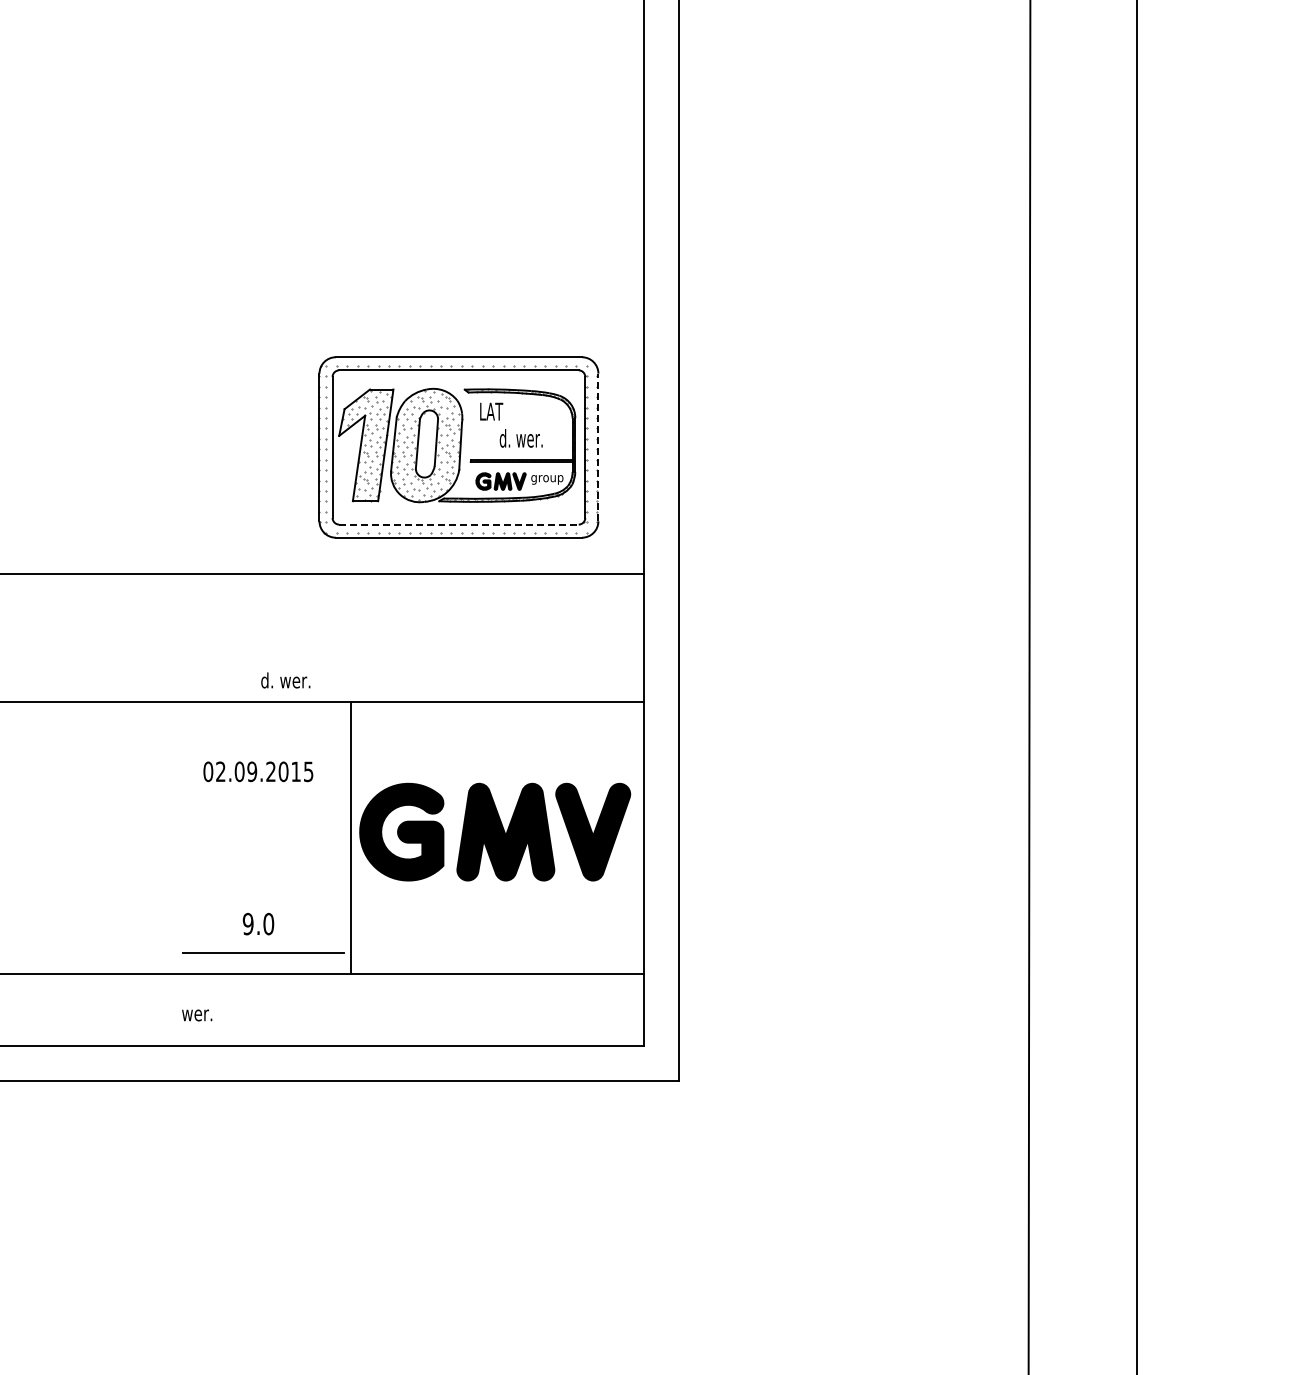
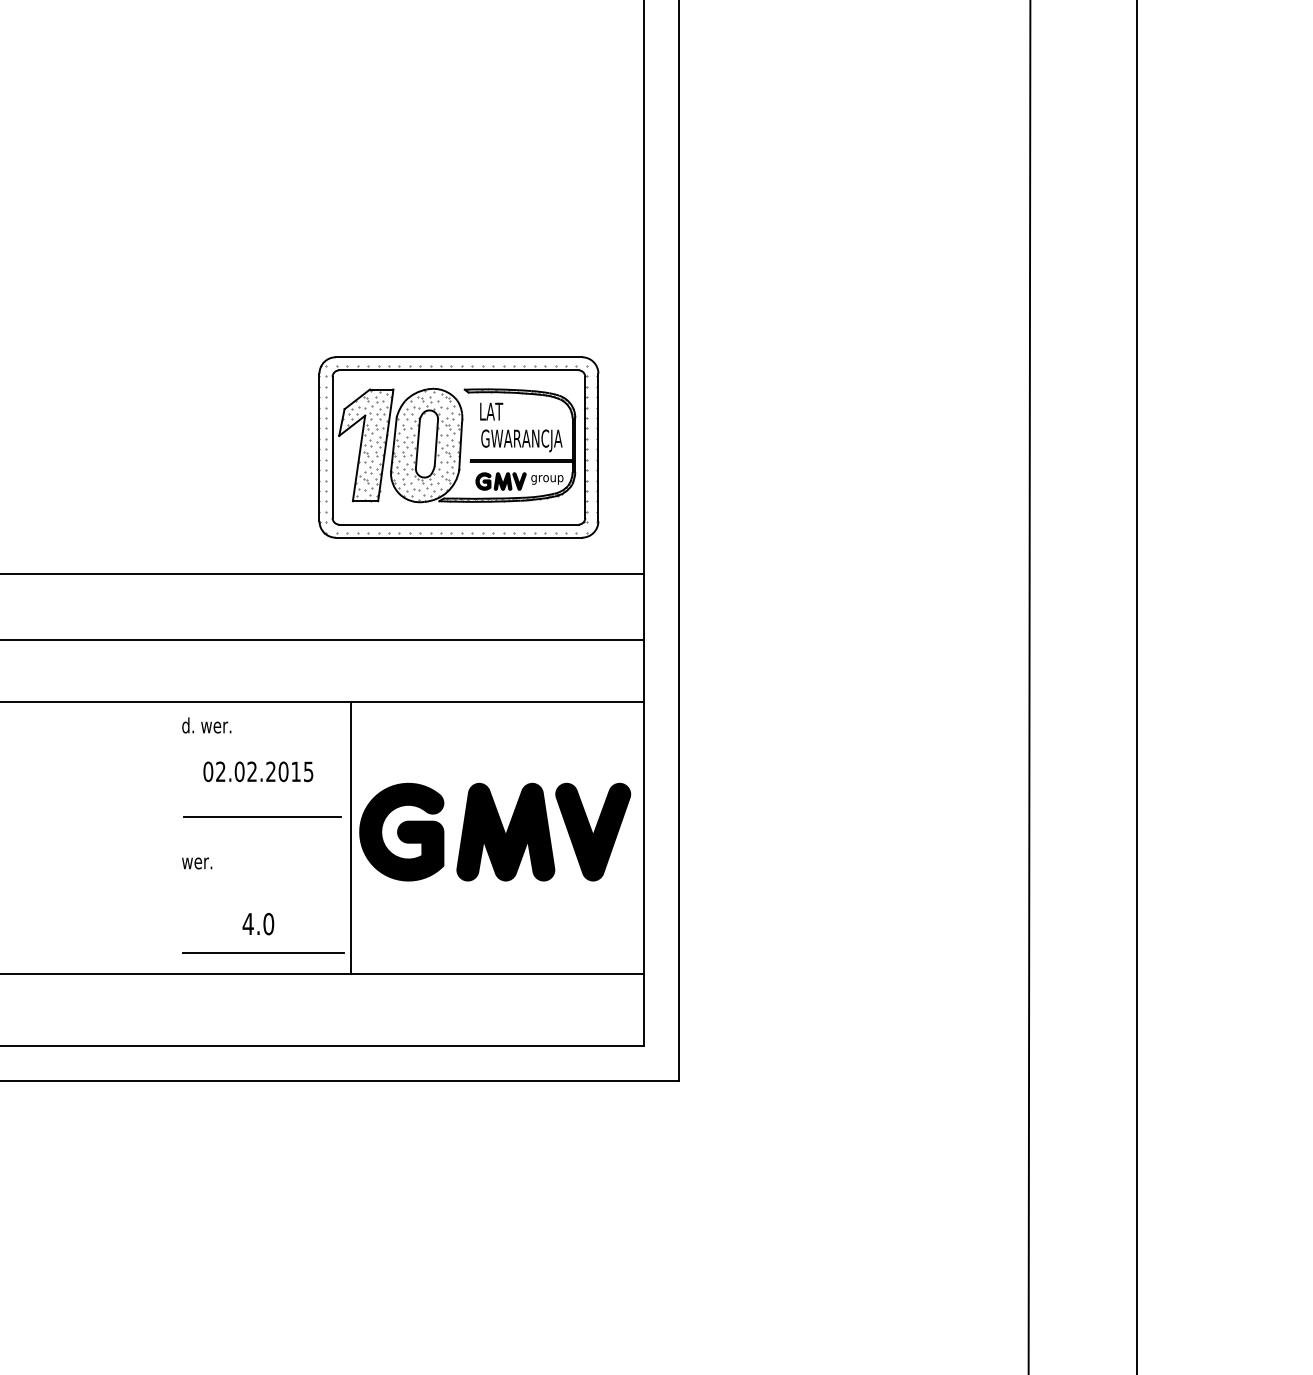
text: d. wer. -> GWARANCJA (521, 440)
line: dashed -> solid (598, 447)
line: dashed -> solid (458, 524)
line: none -> present (323, 640)
text position: (285, 680) -> (206, 725) (206, 725)
text: 02.09.2015 -> 02.02.2015 (252, 771)
line: none -> present (261, 816)
text: 9.0 -> 4.0 (247, 923)
text position: (197, 1015) -> (197, 863) (197, 863)
